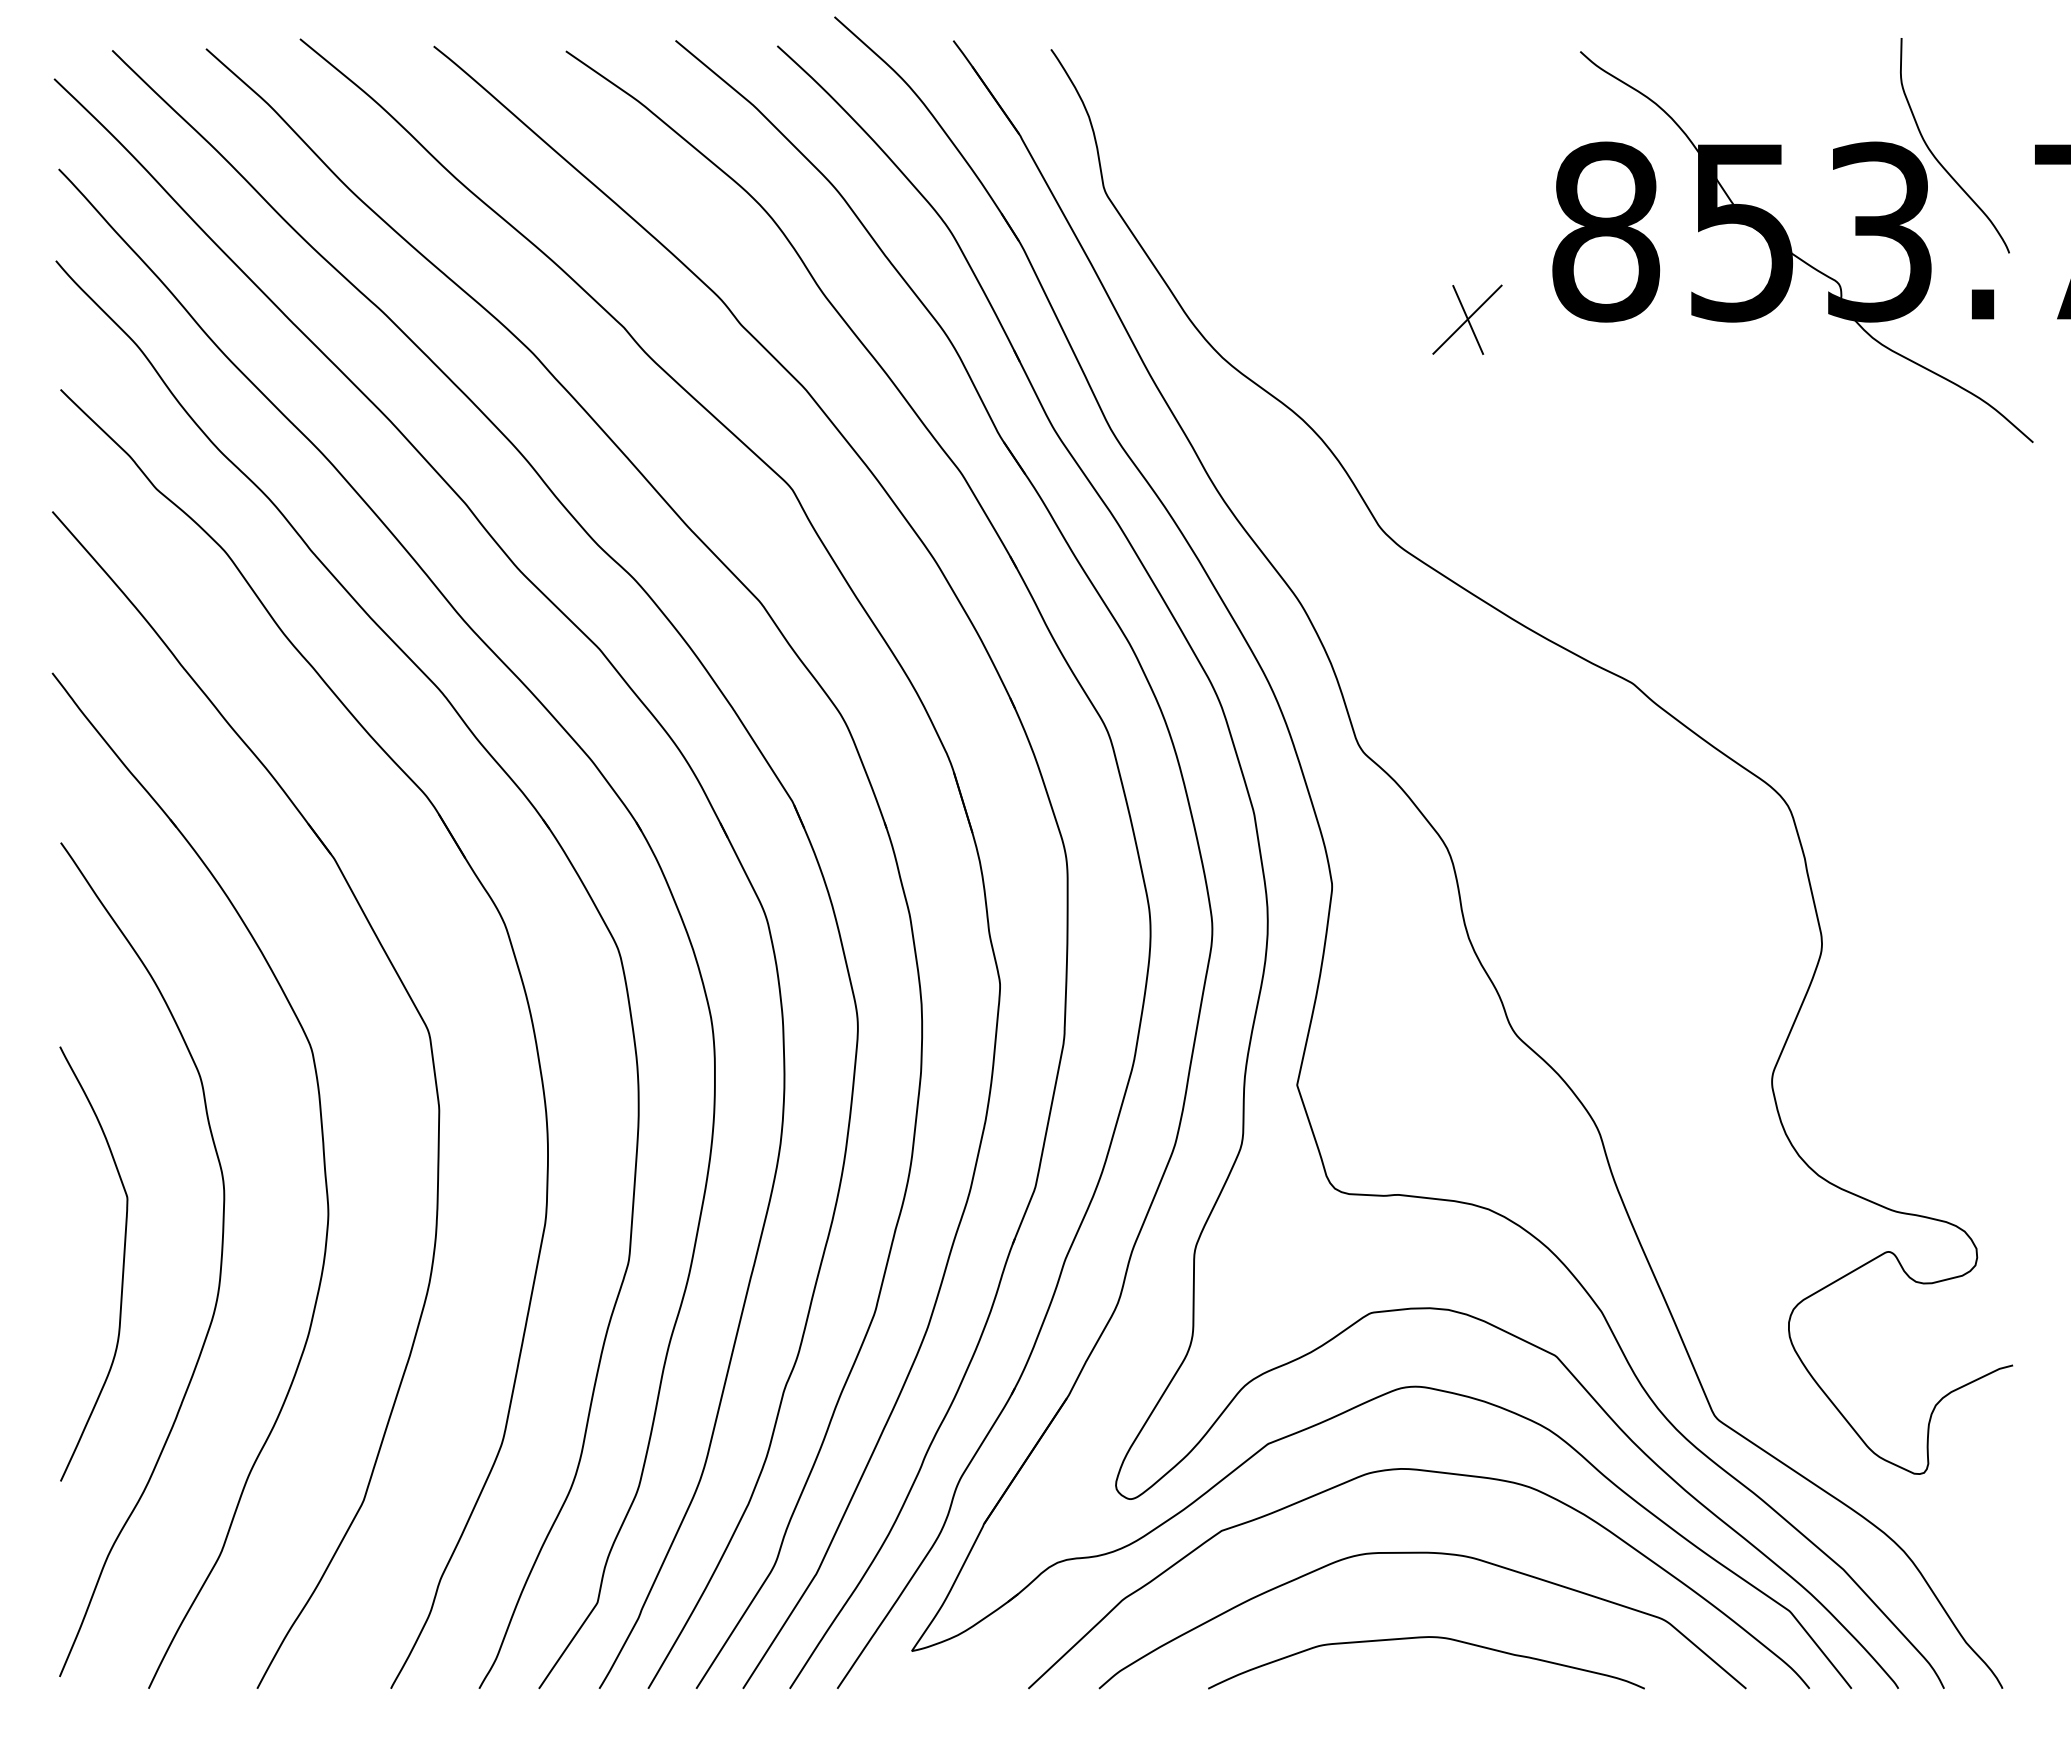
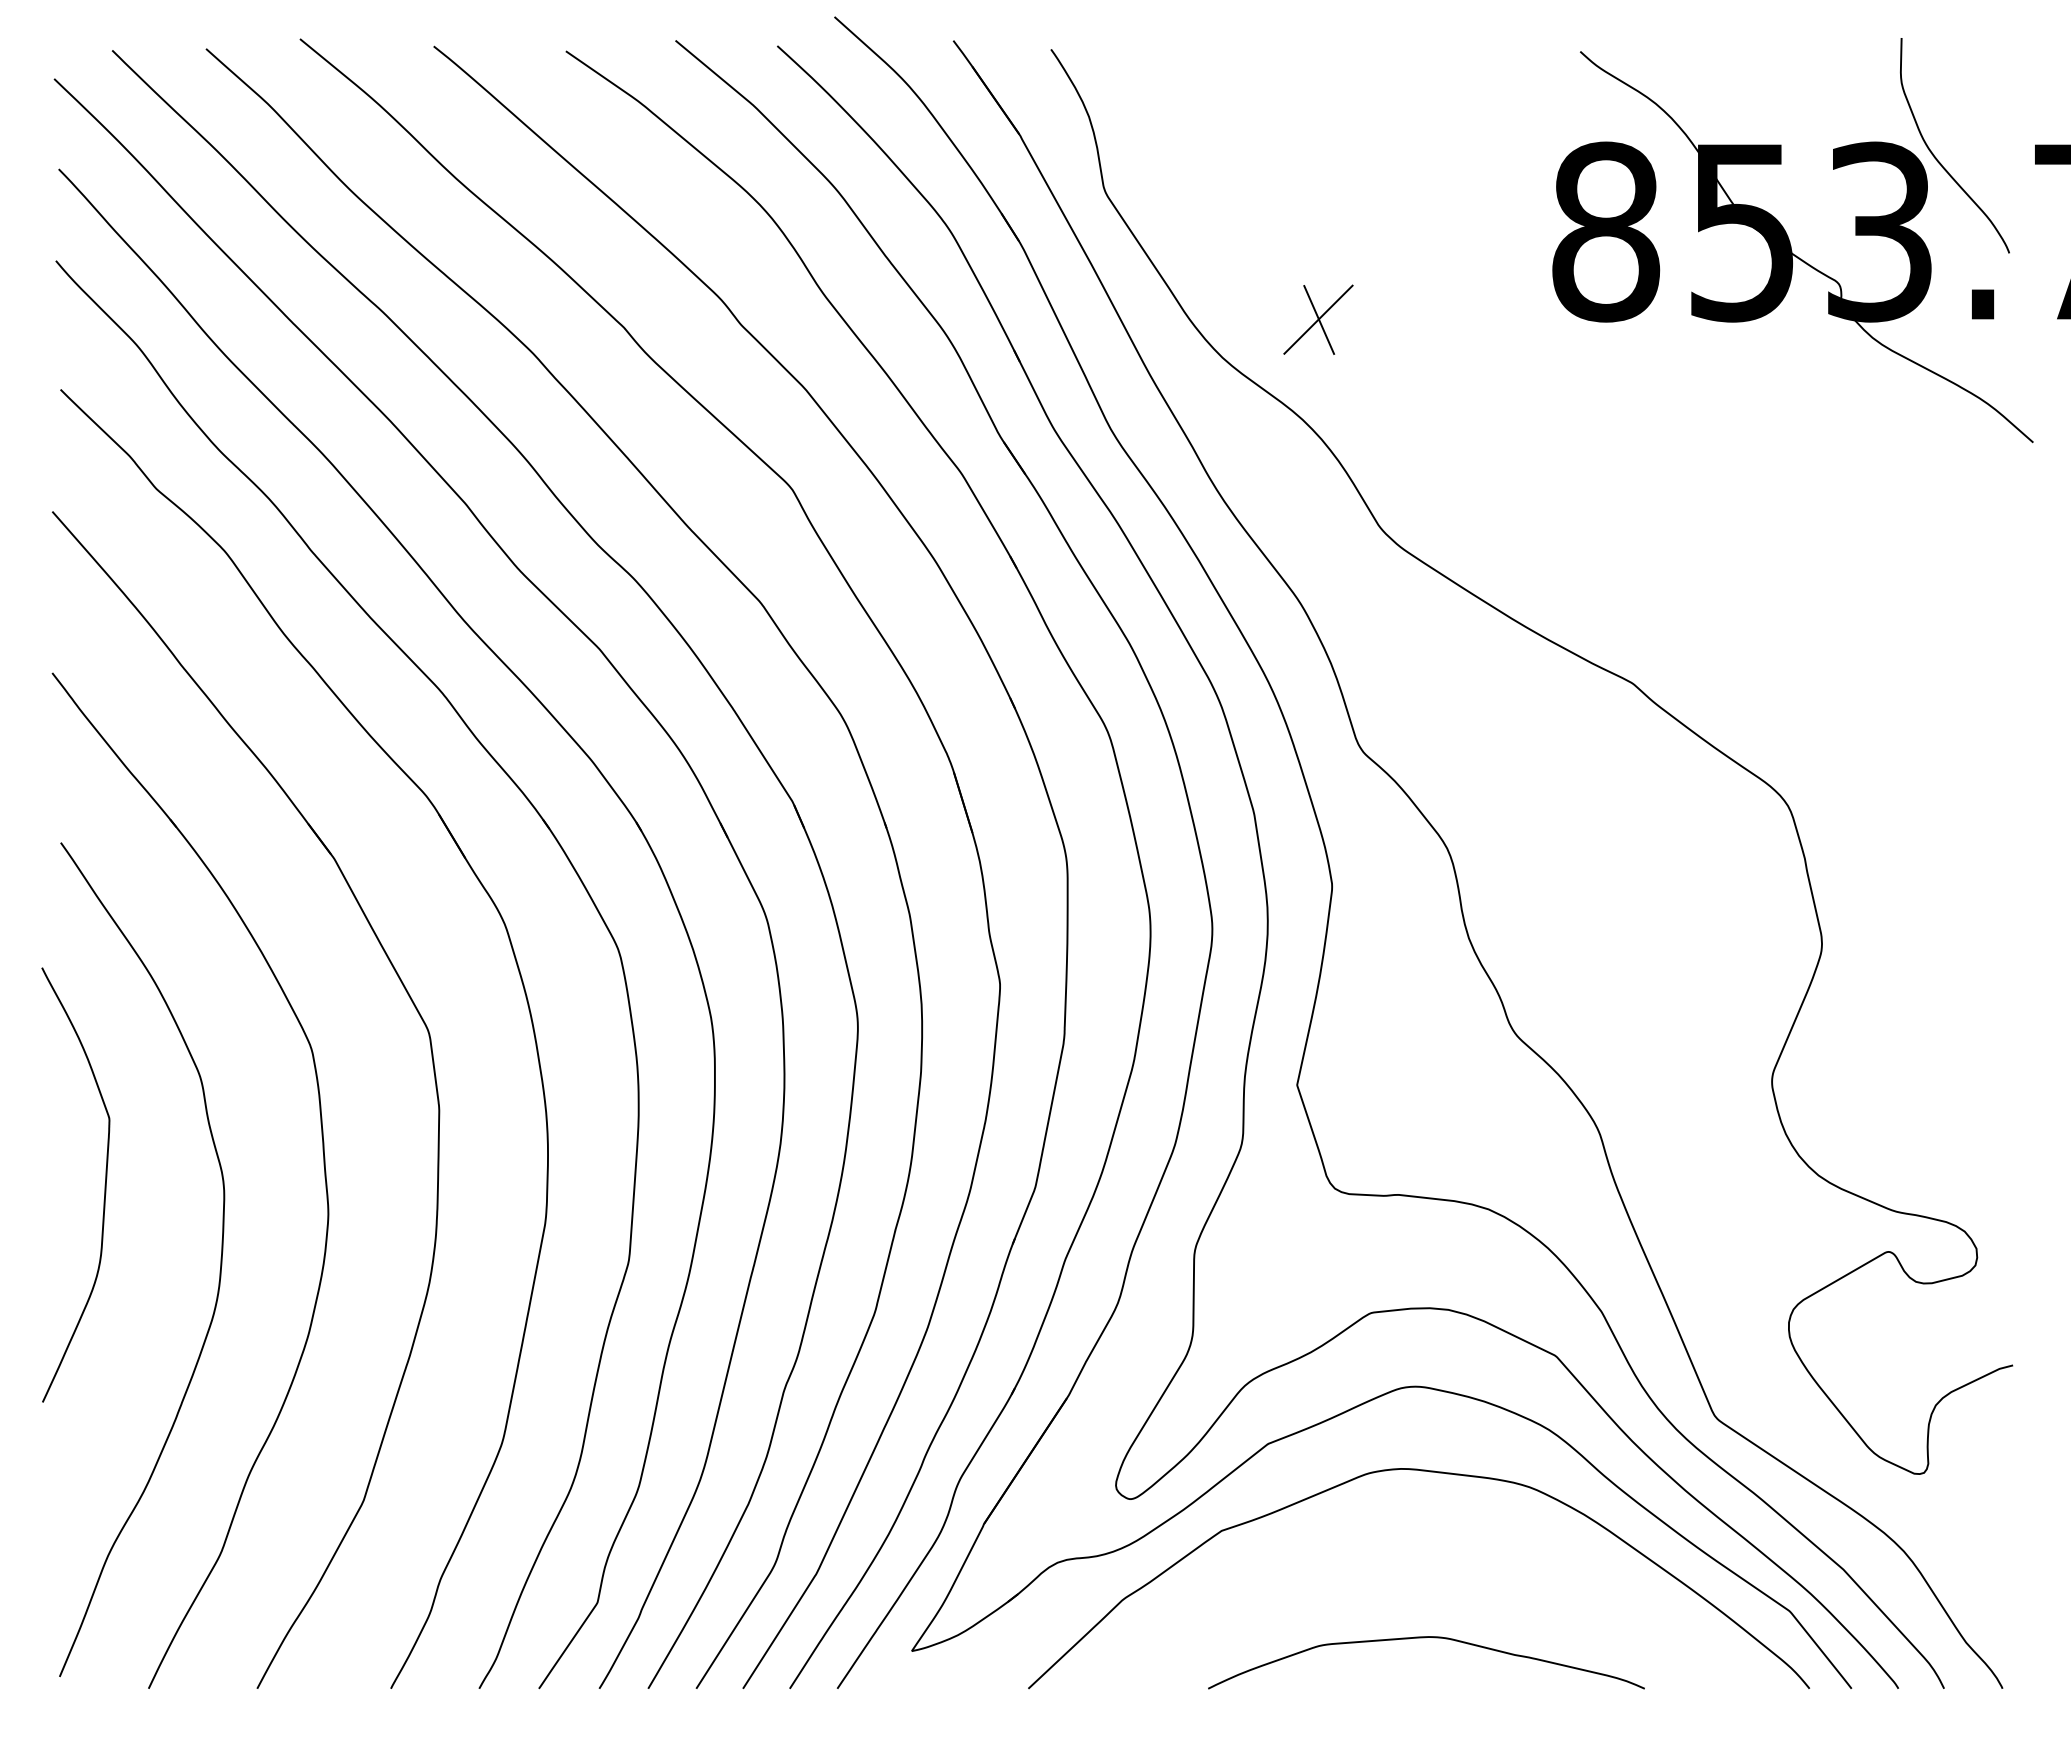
part position: (1467, 319) -> (1318, 319) (1318, 319)
curve position: (122, 1263) -> (104, 1184) (104, 1184)
curve: present -> none (1422, 1553)
